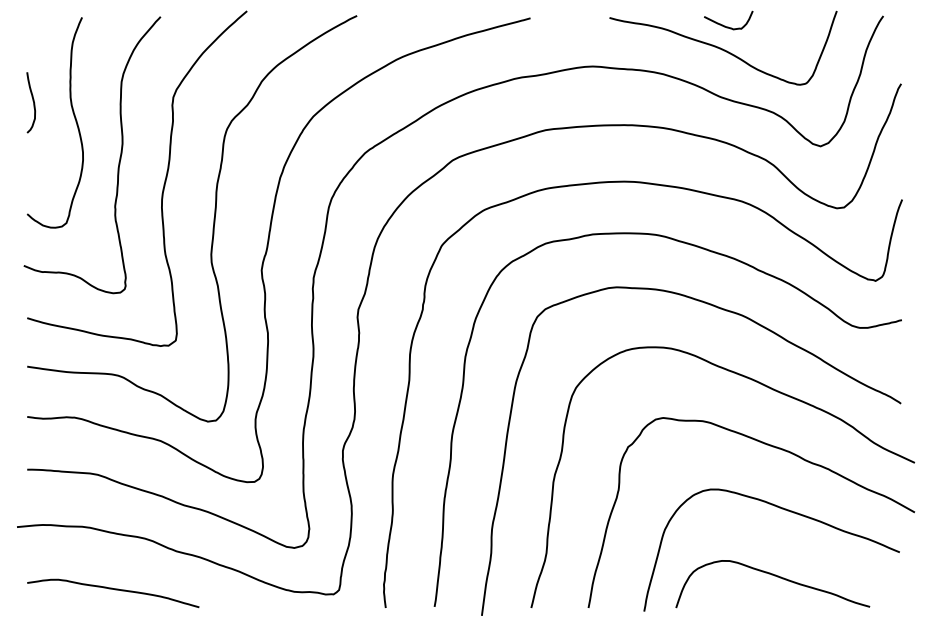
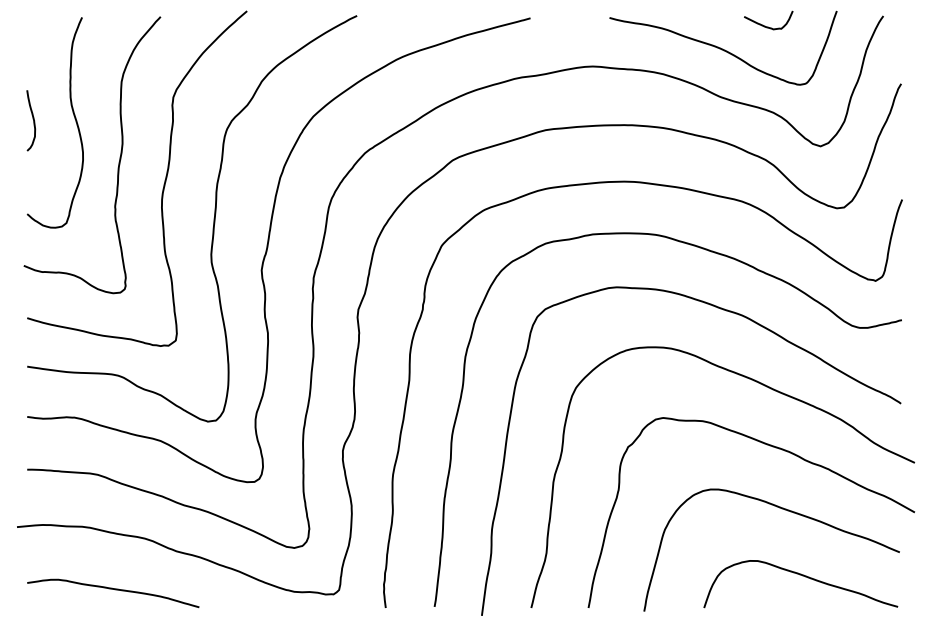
curve position: (725, 25) -> (765, 25) (765, 25)
curve position: (32, 101) -> (32, 119) (32, 119)
curve position: (774, 576) -> (802, 576) (802, 576)
